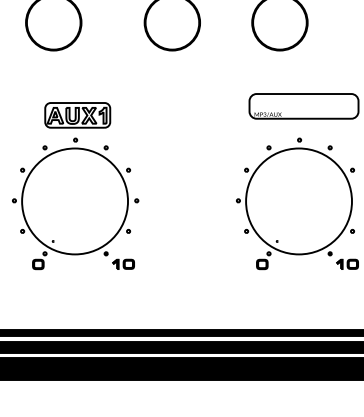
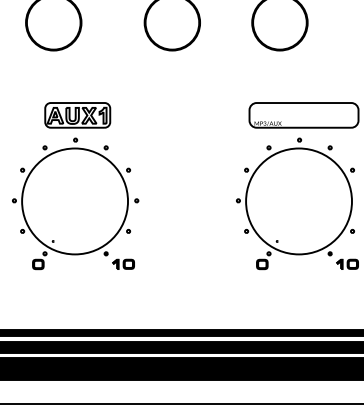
part position: (303, 106) -> (303, 115) (303, 115)
line: none -> present (181, 403)
